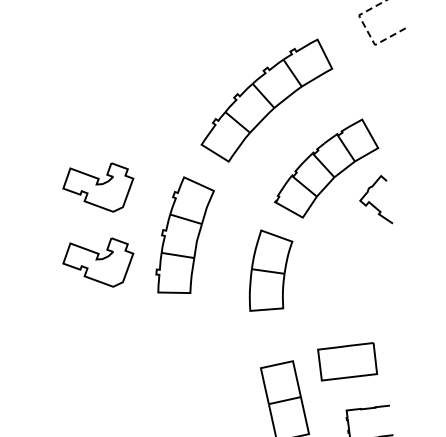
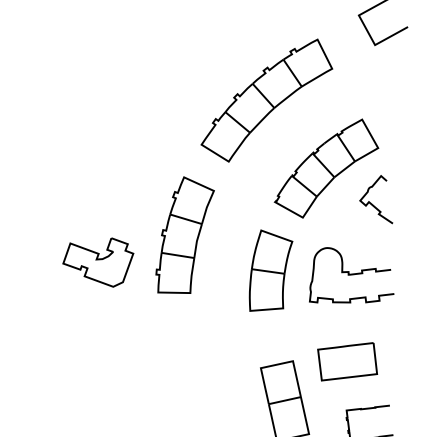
line: dashed -> solid (368, 32)
part: present -> none (98, 187)
curve: none -> present (351, 275)
